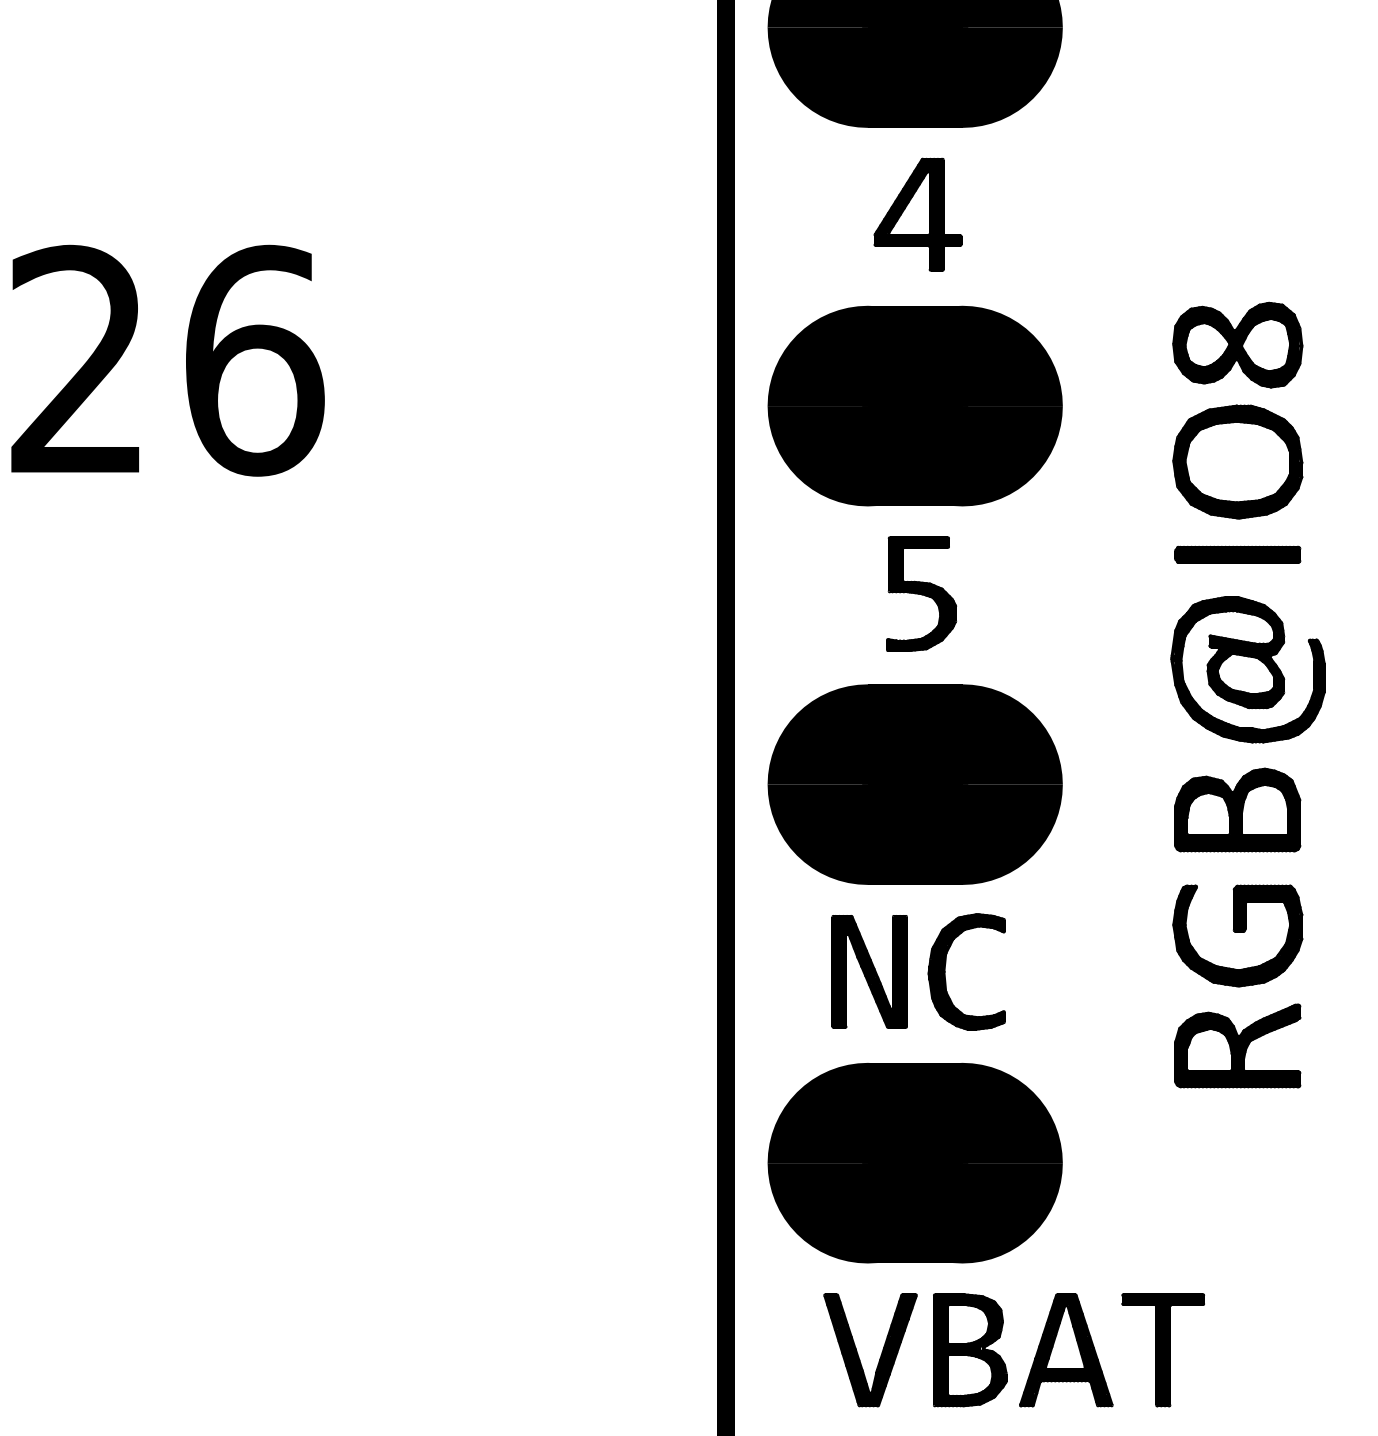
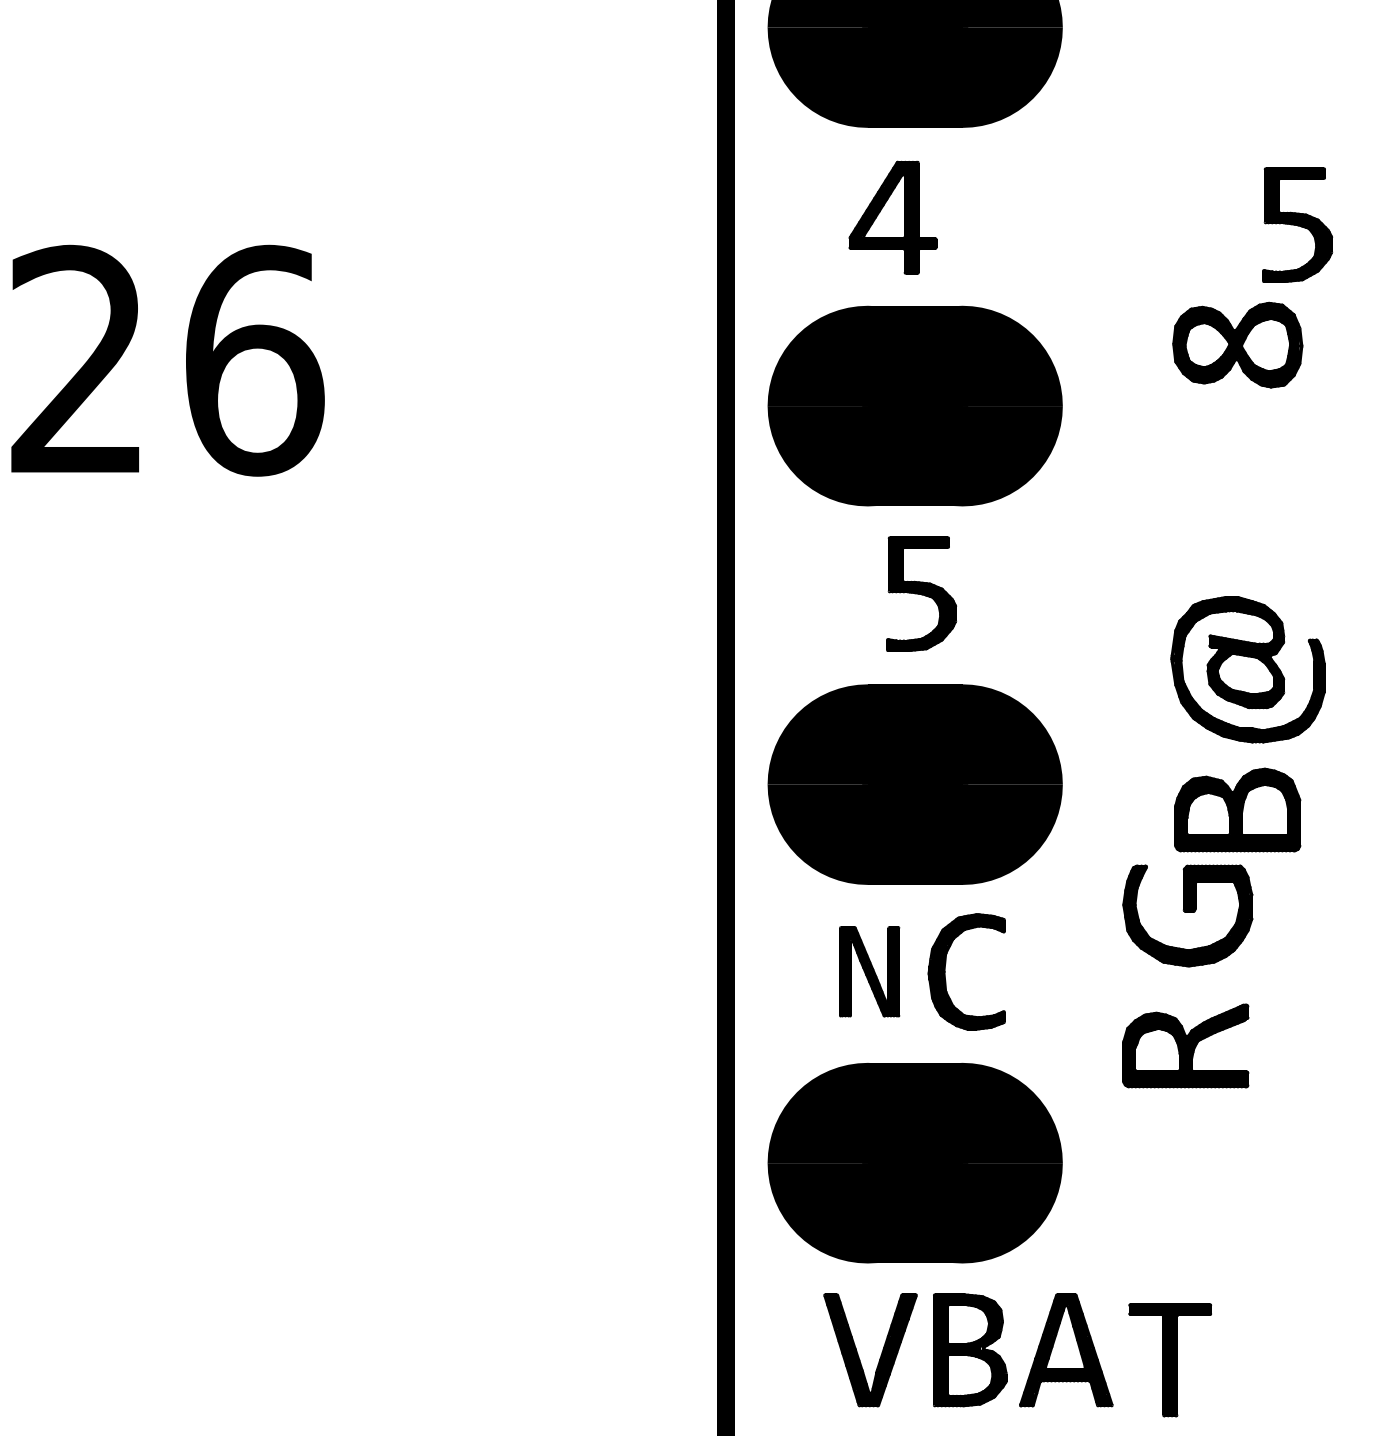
part position: (917, 214) -> (892, 217) (892, 217)
part: none -> present (1297, 224)
part: present -> none (1237, 461)
part: present -> none (1237, 554)
part position: (1237, 935) -> (1187, 915) (1187, 915)
part size: 77x114 px -> 62x92 px (869, 971)
part position: (1237, 1045) -> (1185, 1045) (1185, 1045)
part position: (1162, 1350) -> (1169, 1360) (1169, 1360)
